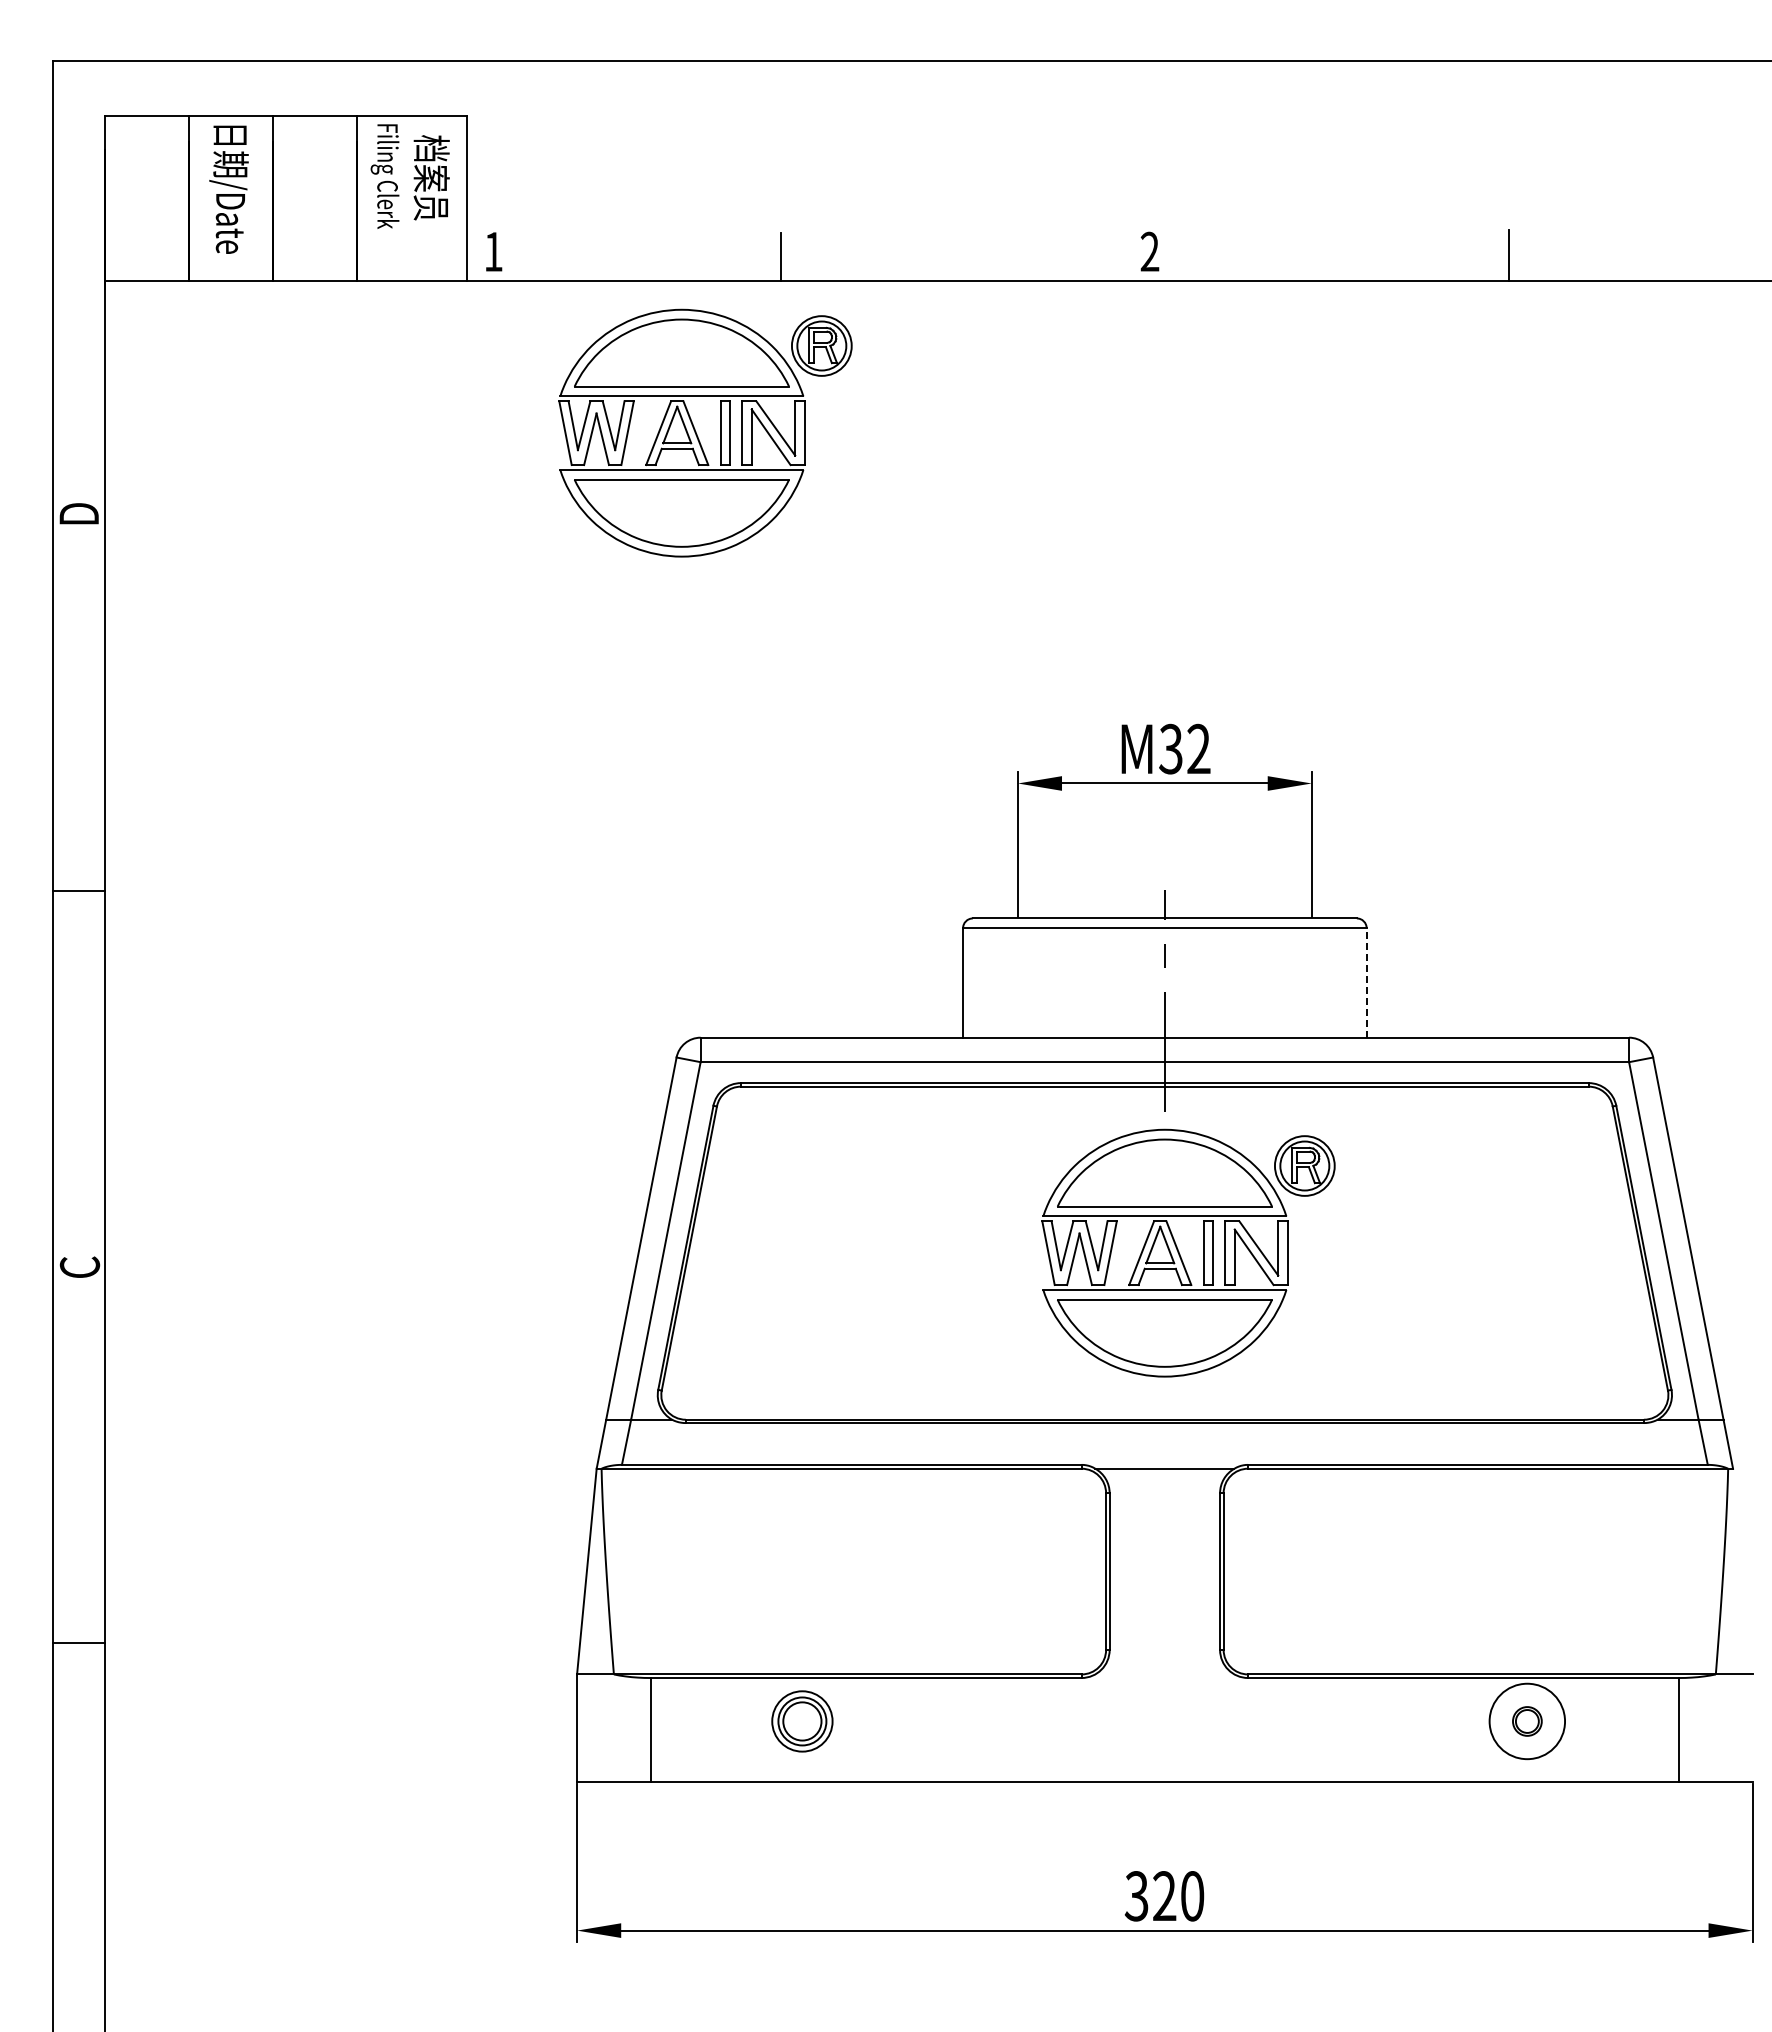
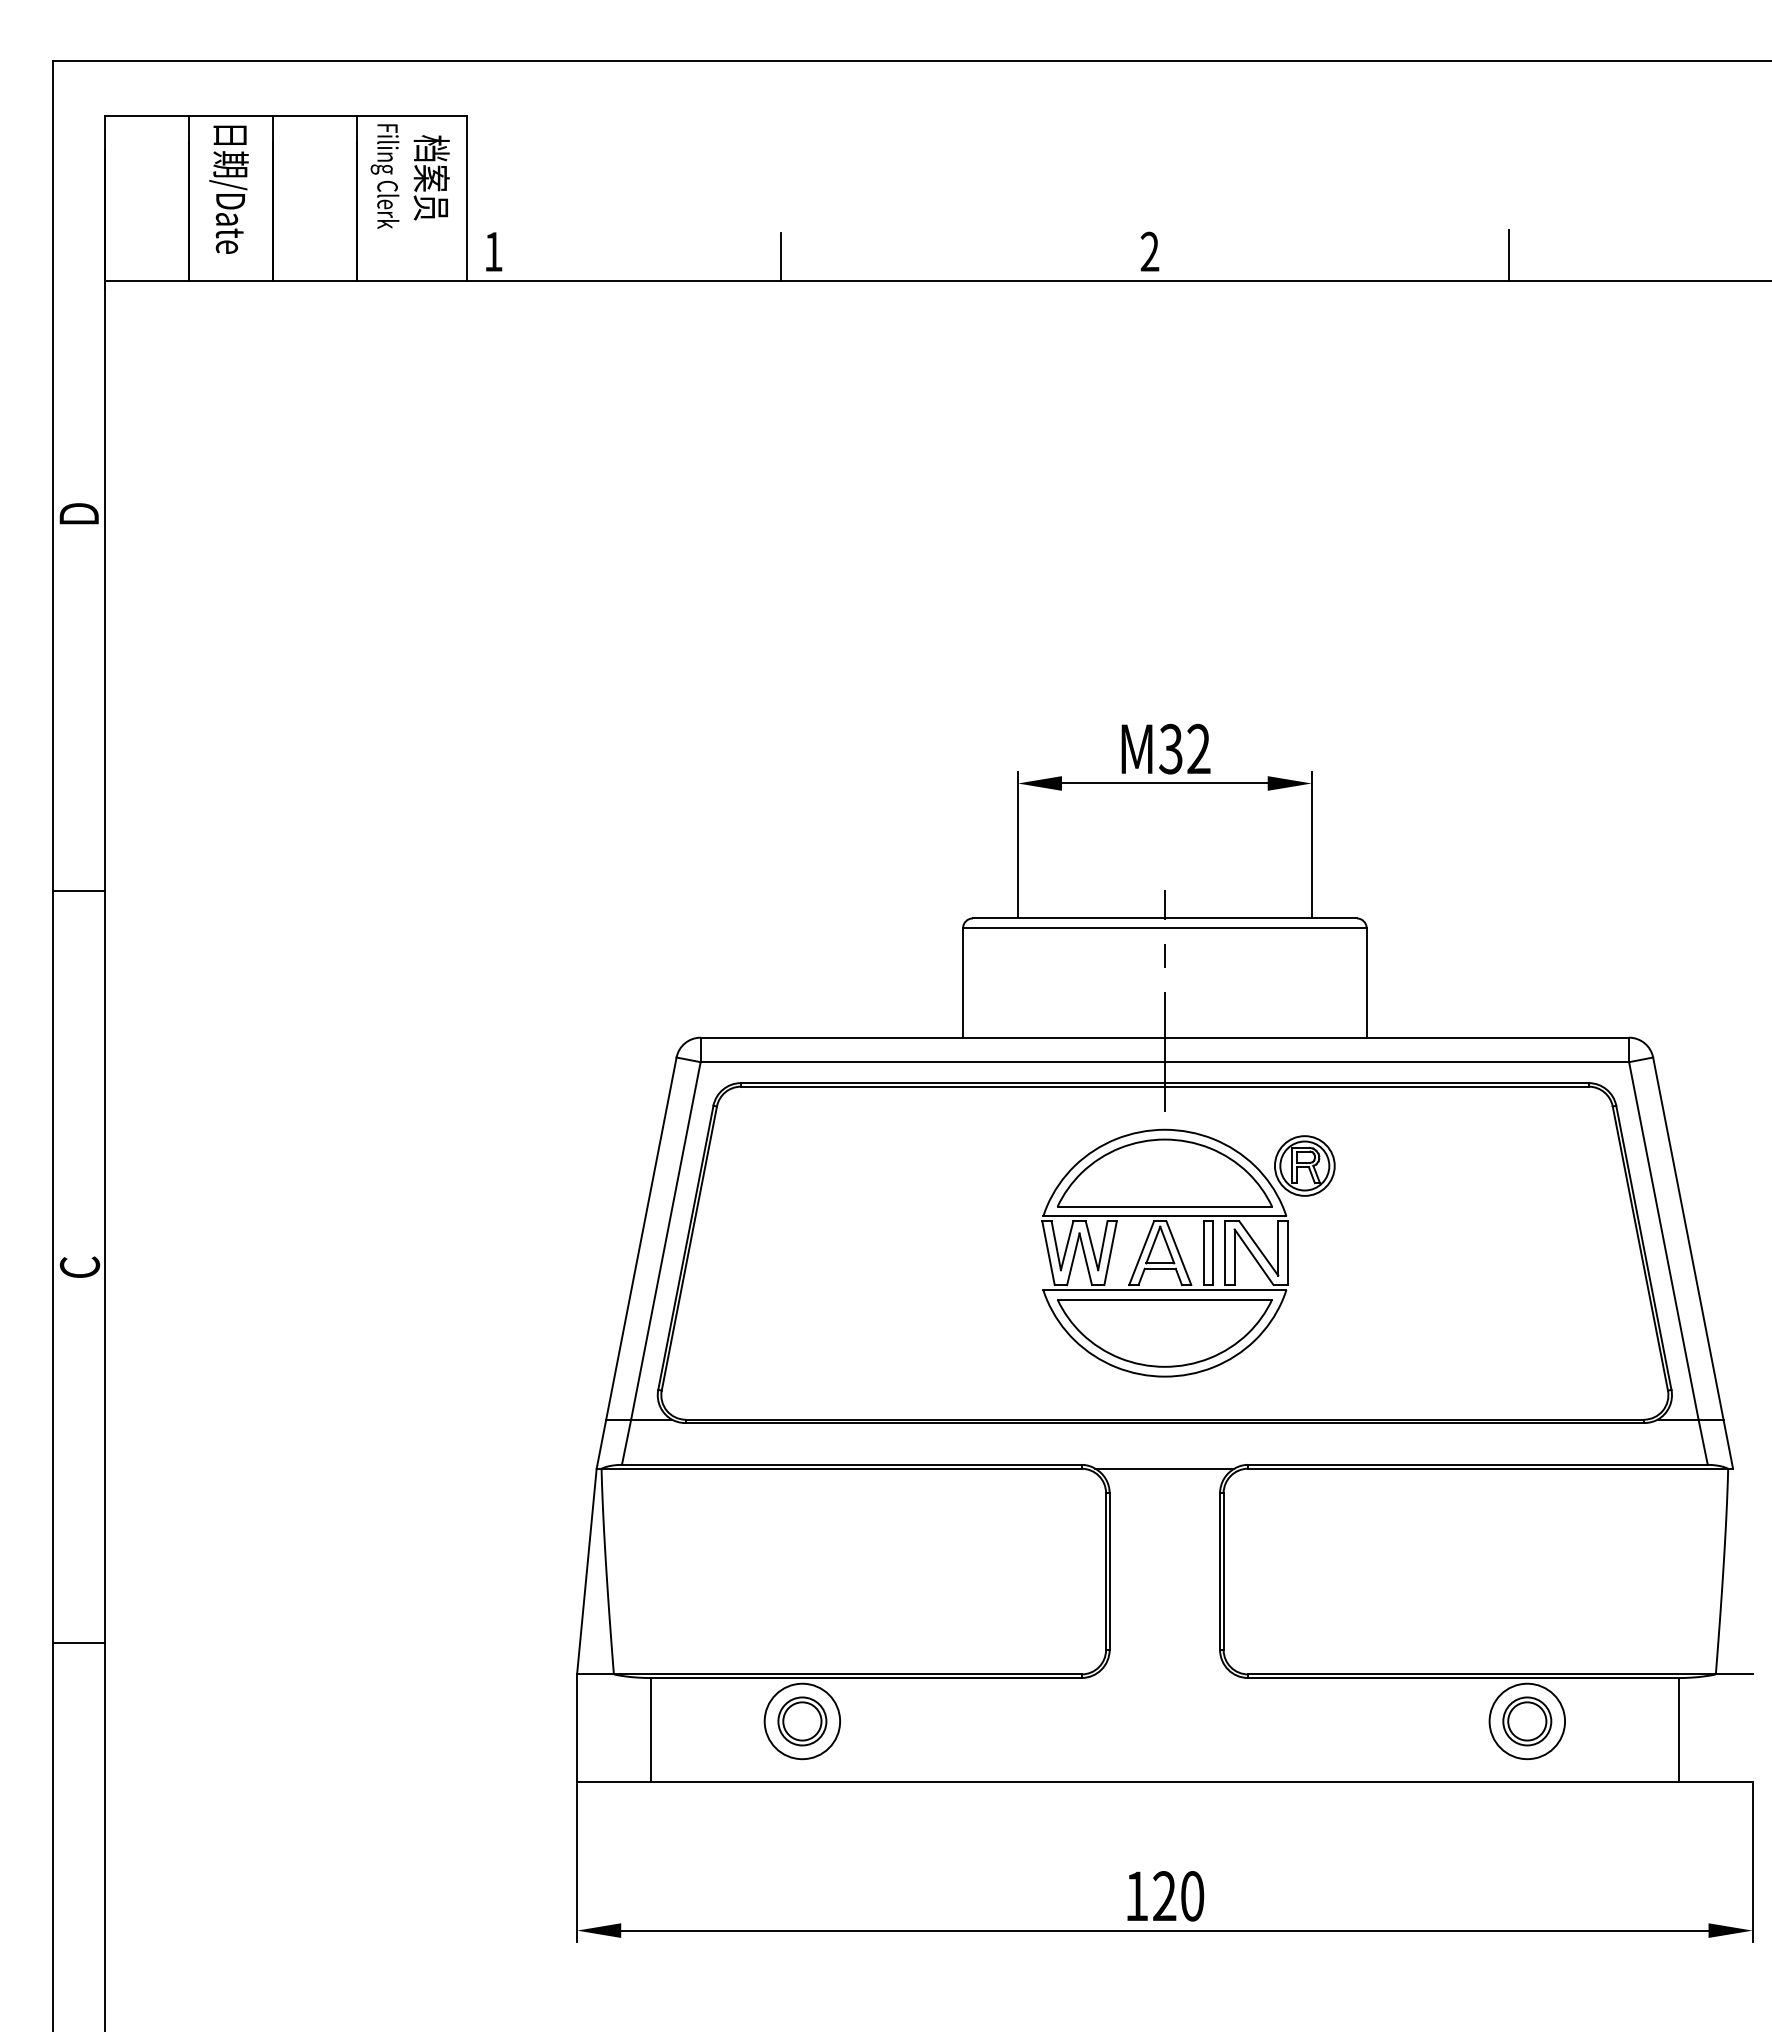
part: present -> none (698, 436)
line: dashed -> solid (1366, 982)
circle diameter: 60 px -> 75 px (802, 1721)
part size: 31x31 px -> 51x51 px (1527, 1721)
text: 320 -> 120 (1136, 1896)
